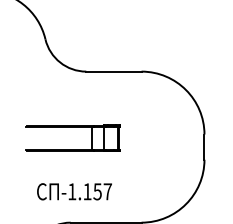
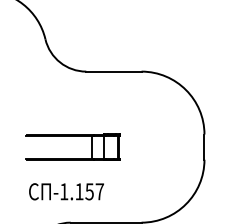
part position: (72, 127) -> (72, 136) (72, 136)
text position: (74, 191) -> (66, 191) (66, 191)
